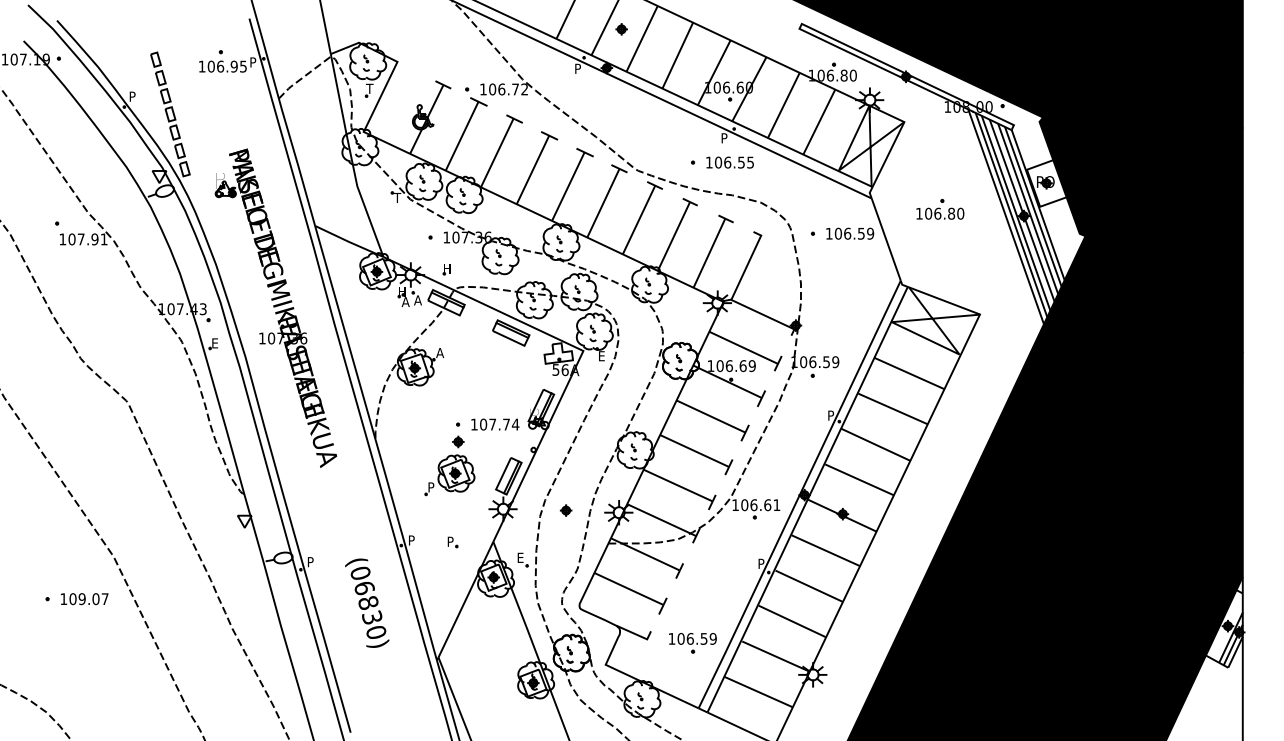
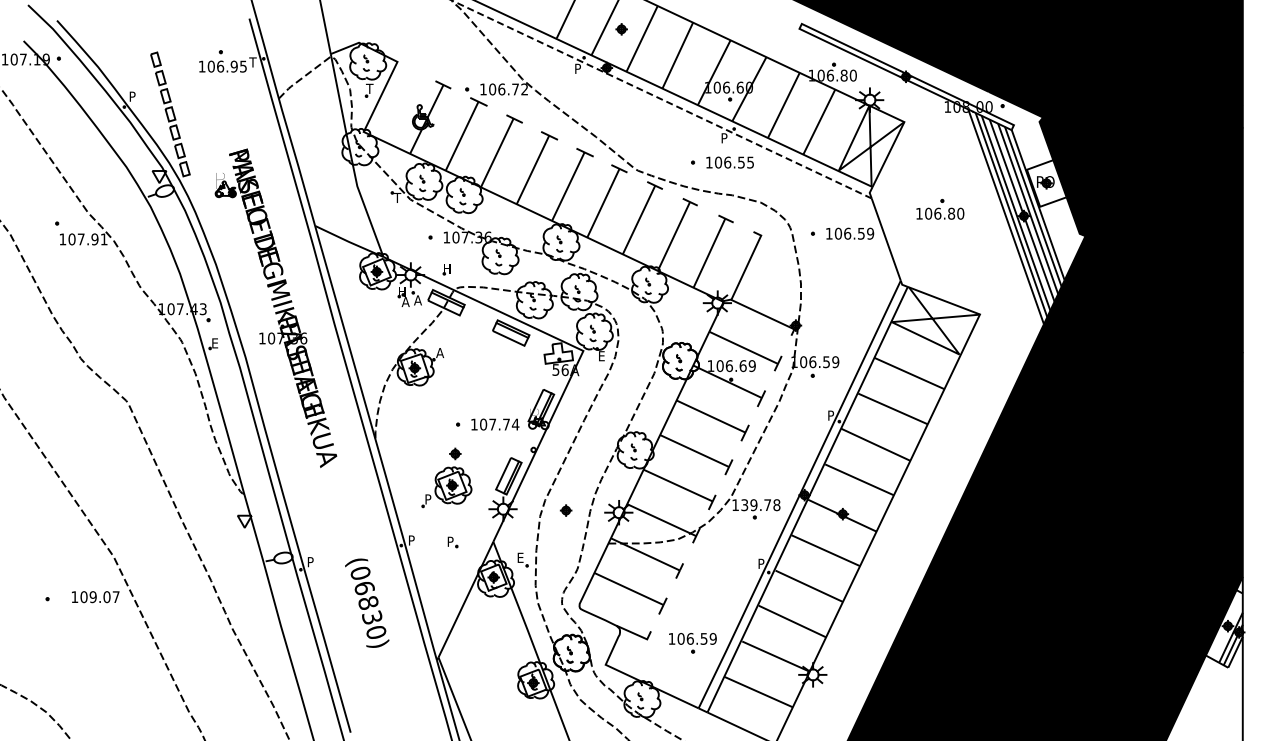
text: P -> T (252, 62)
line: solid -> dashed (662, 99)
part position: (449, 465) -> (446, 477) (446, 477)
text: 106.61 -> 139.78 (760, 505)
text position: (84, 599) -> (95, 597) (95, 597)
